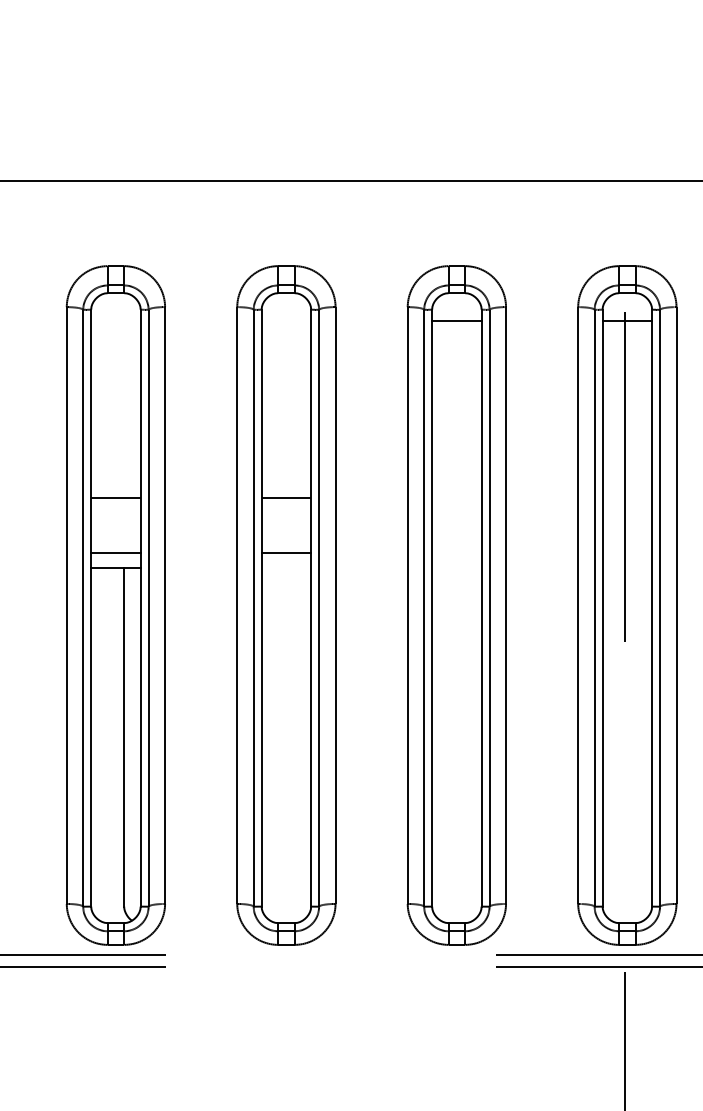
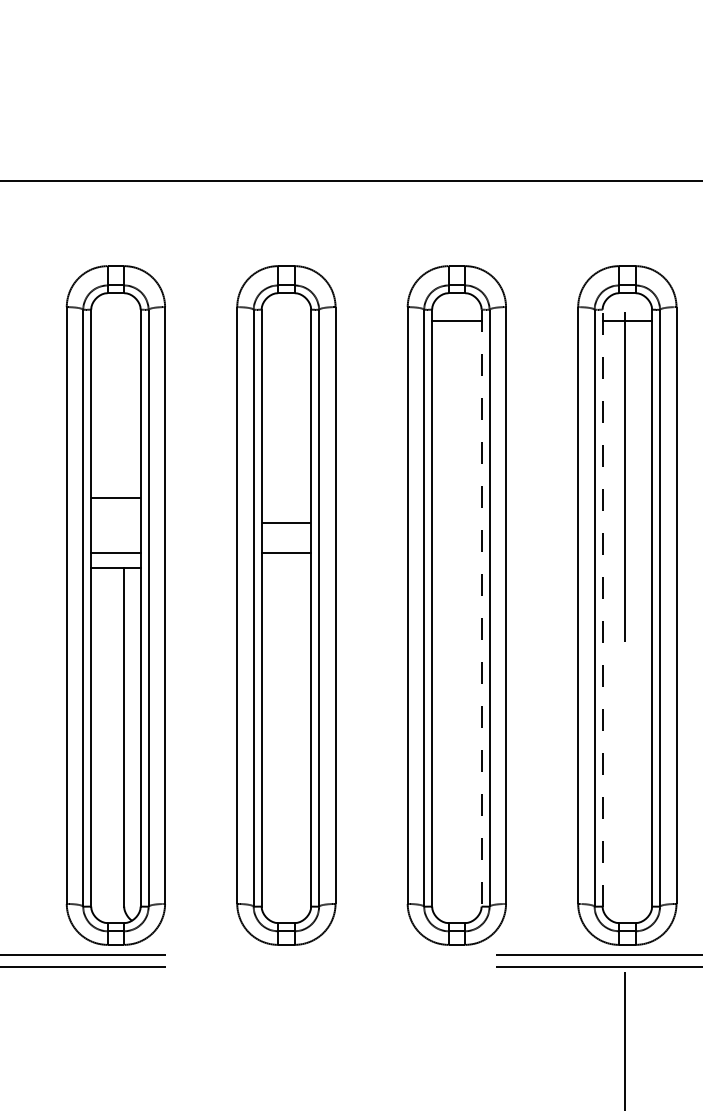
line position: (286, 497) -> (286, 522) (286, 522)
line: solid -> dashed (602, 607)
line: solid -> dashed (481, 608)
